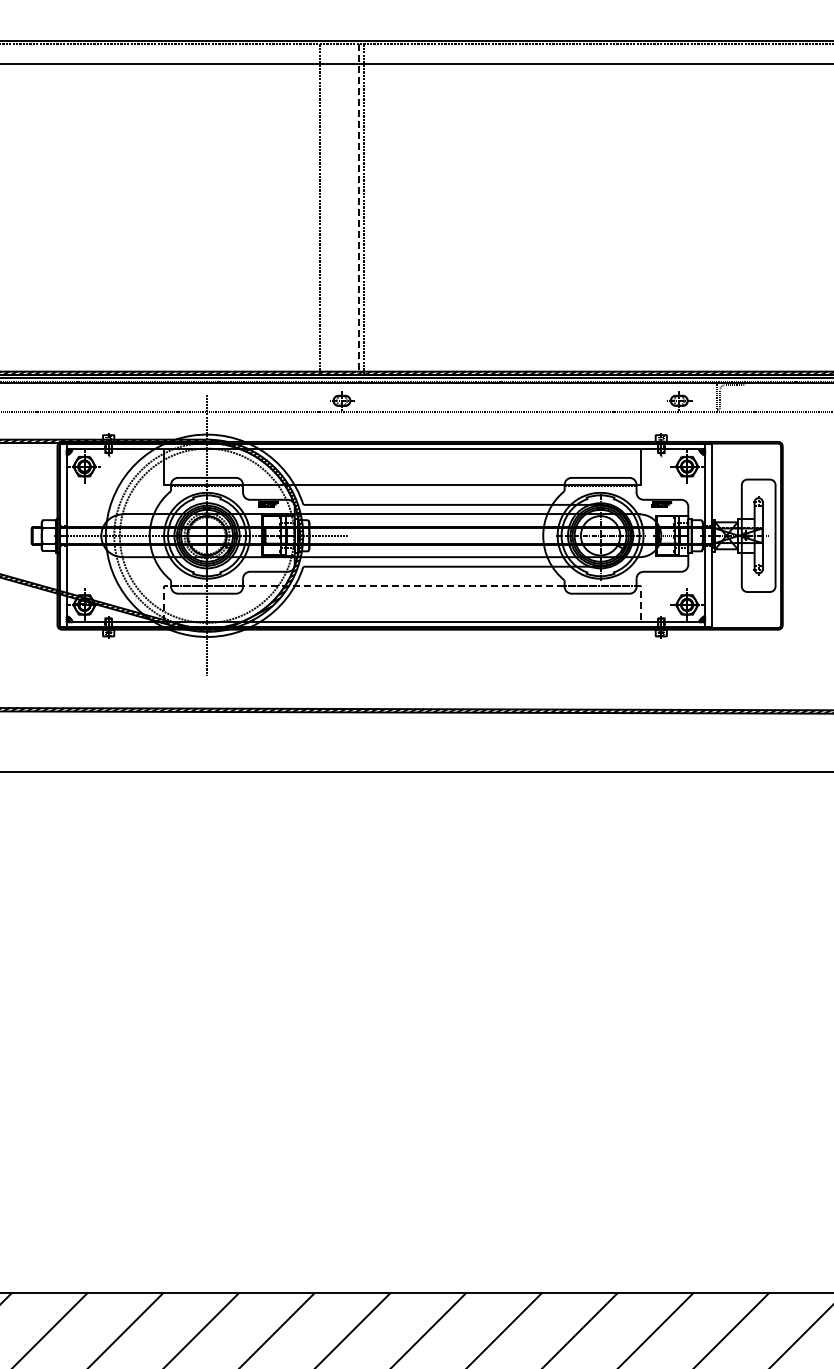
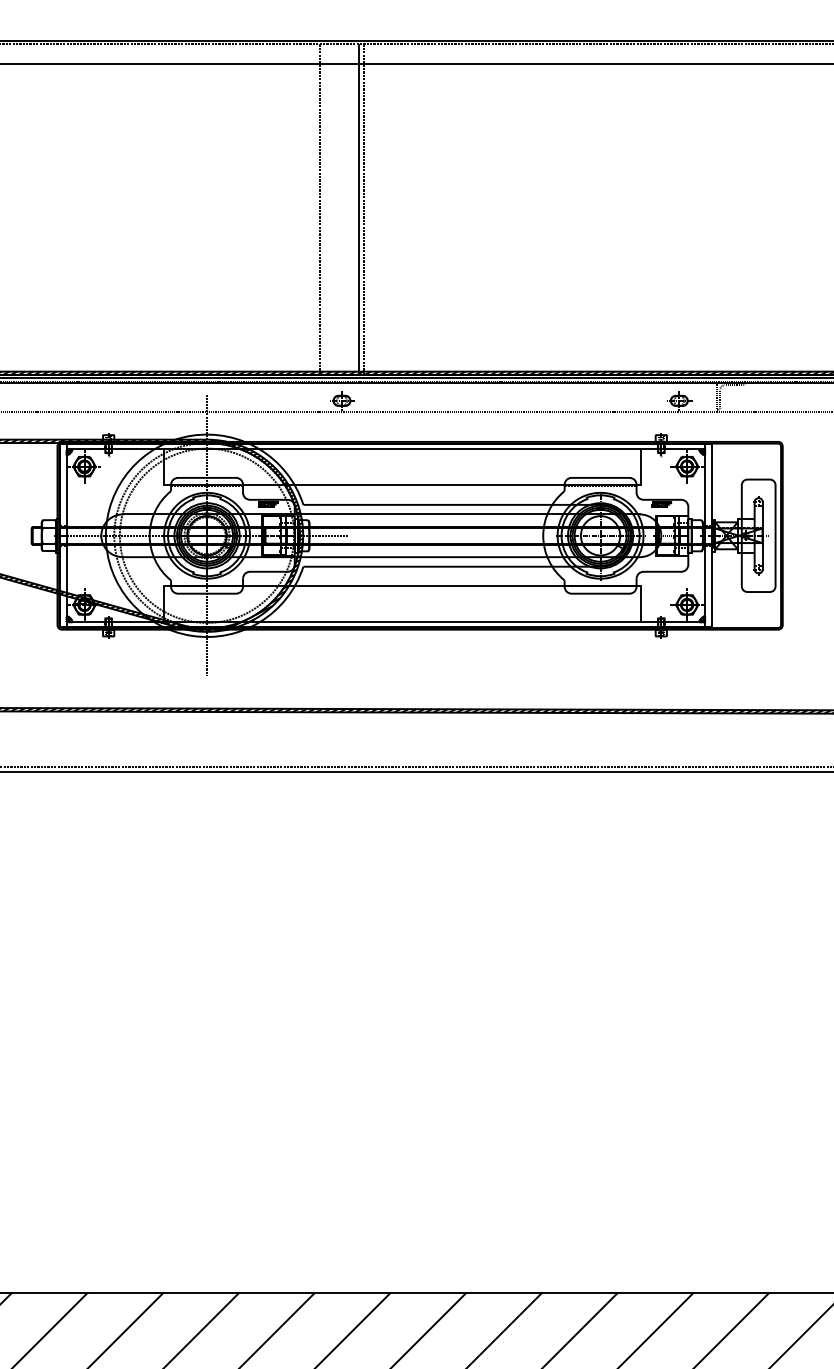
line: dashed -> solid (359, 210)
line: dashed -> solid (403, 586)
line: none -> present (416, 766)
